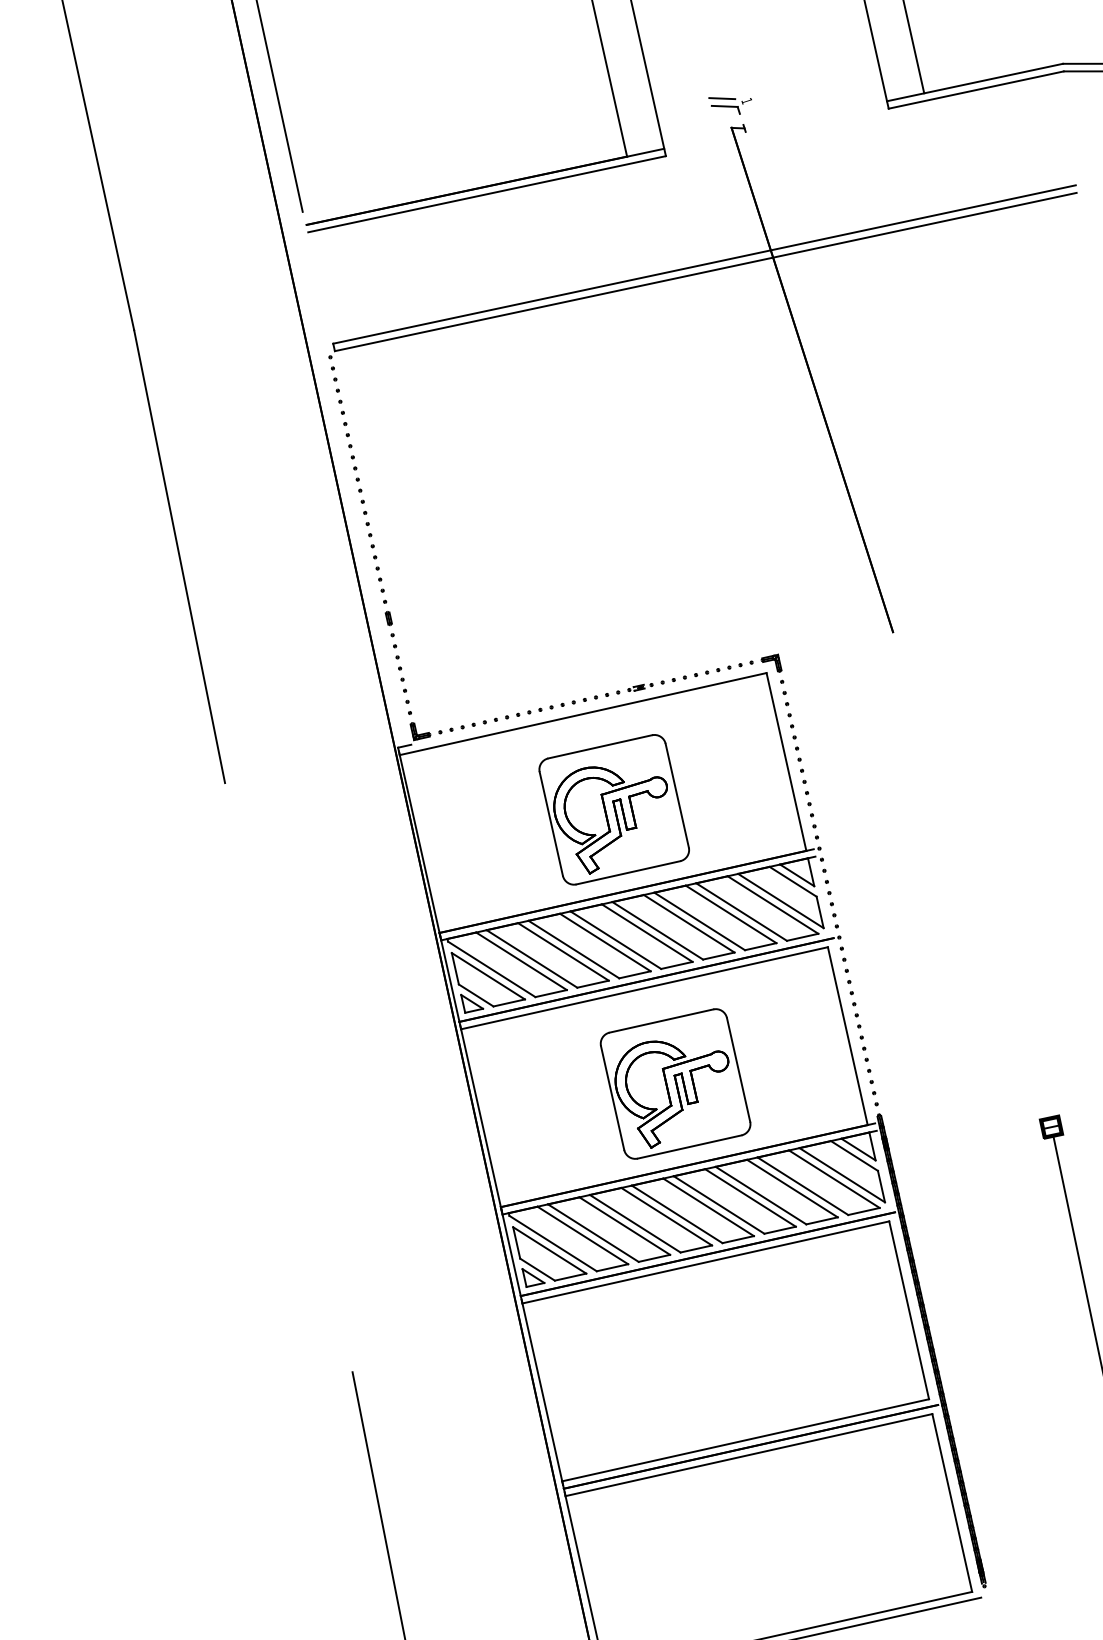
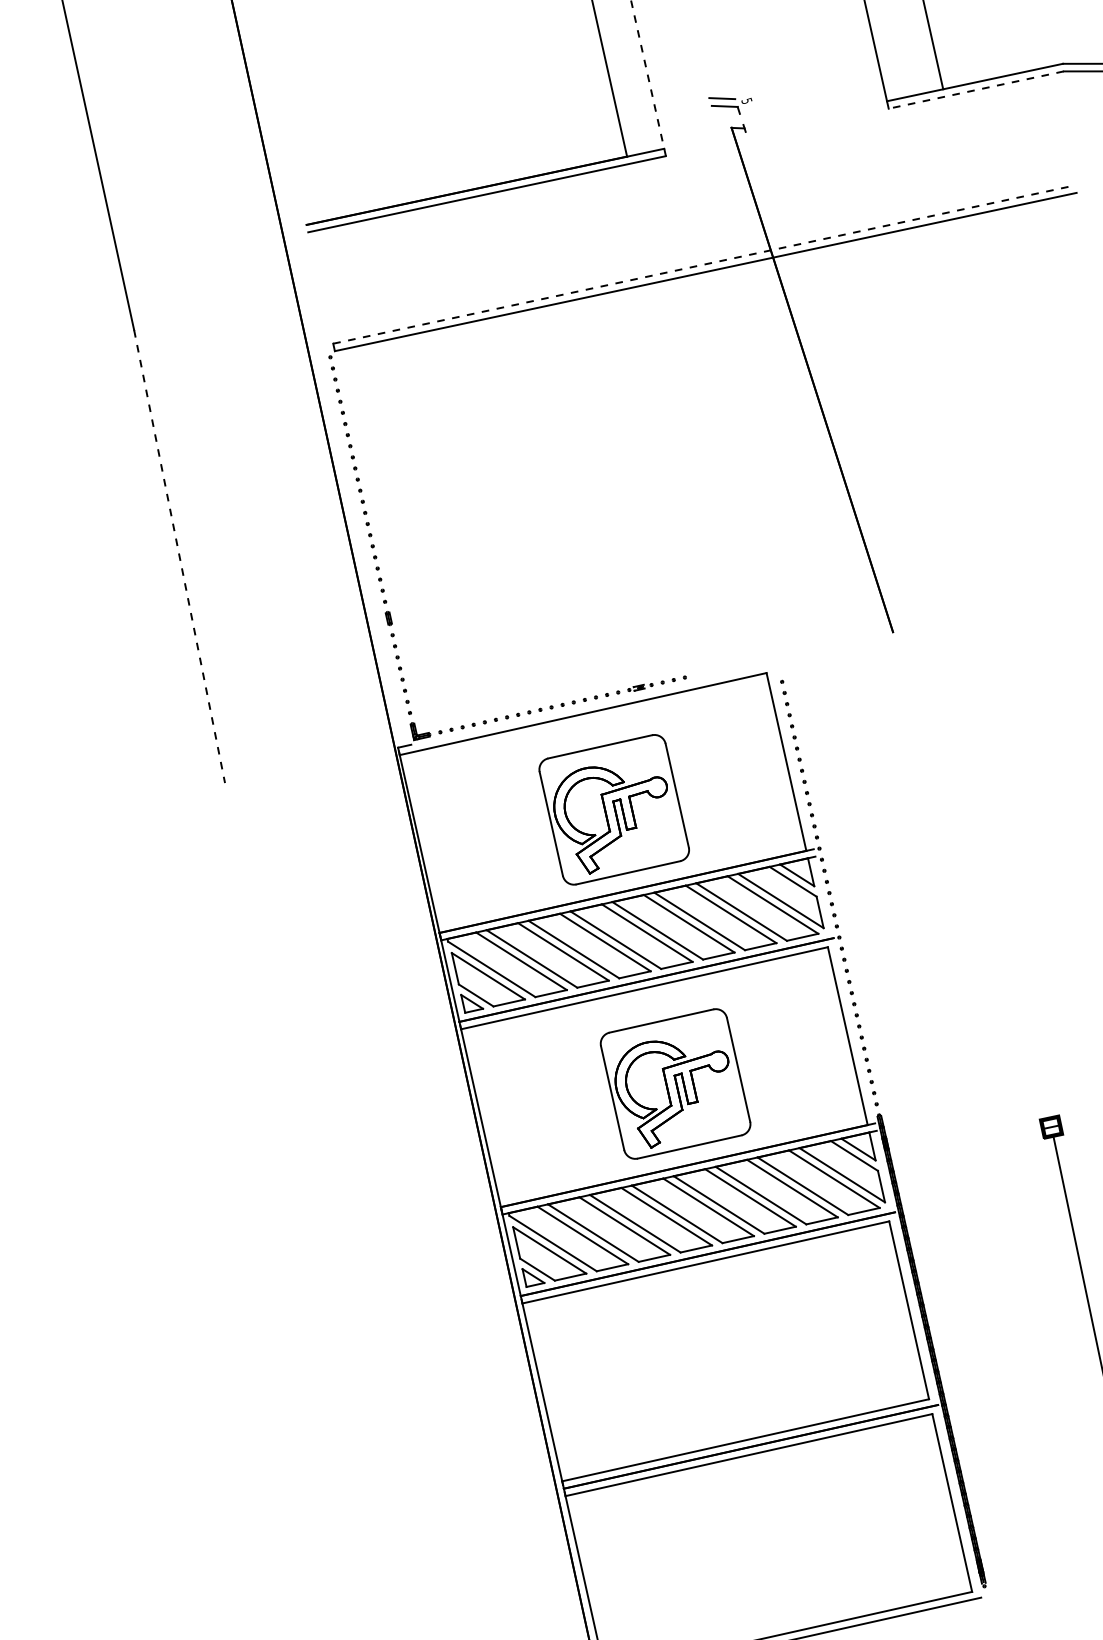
line position: (913, 47) -> (933, 45) (933, 45)
line: solid -> dashed (648, 78)
line: solid -> dashed (976, 90)
text: 1 -> 5 (746, 100)
line: present -> none (279, 106)
line: solid -> dashed (704, 264)
line: solid -> dashed (179, 556)
part: present -> none (738, 665)
line: present -> none (378, 1504)
